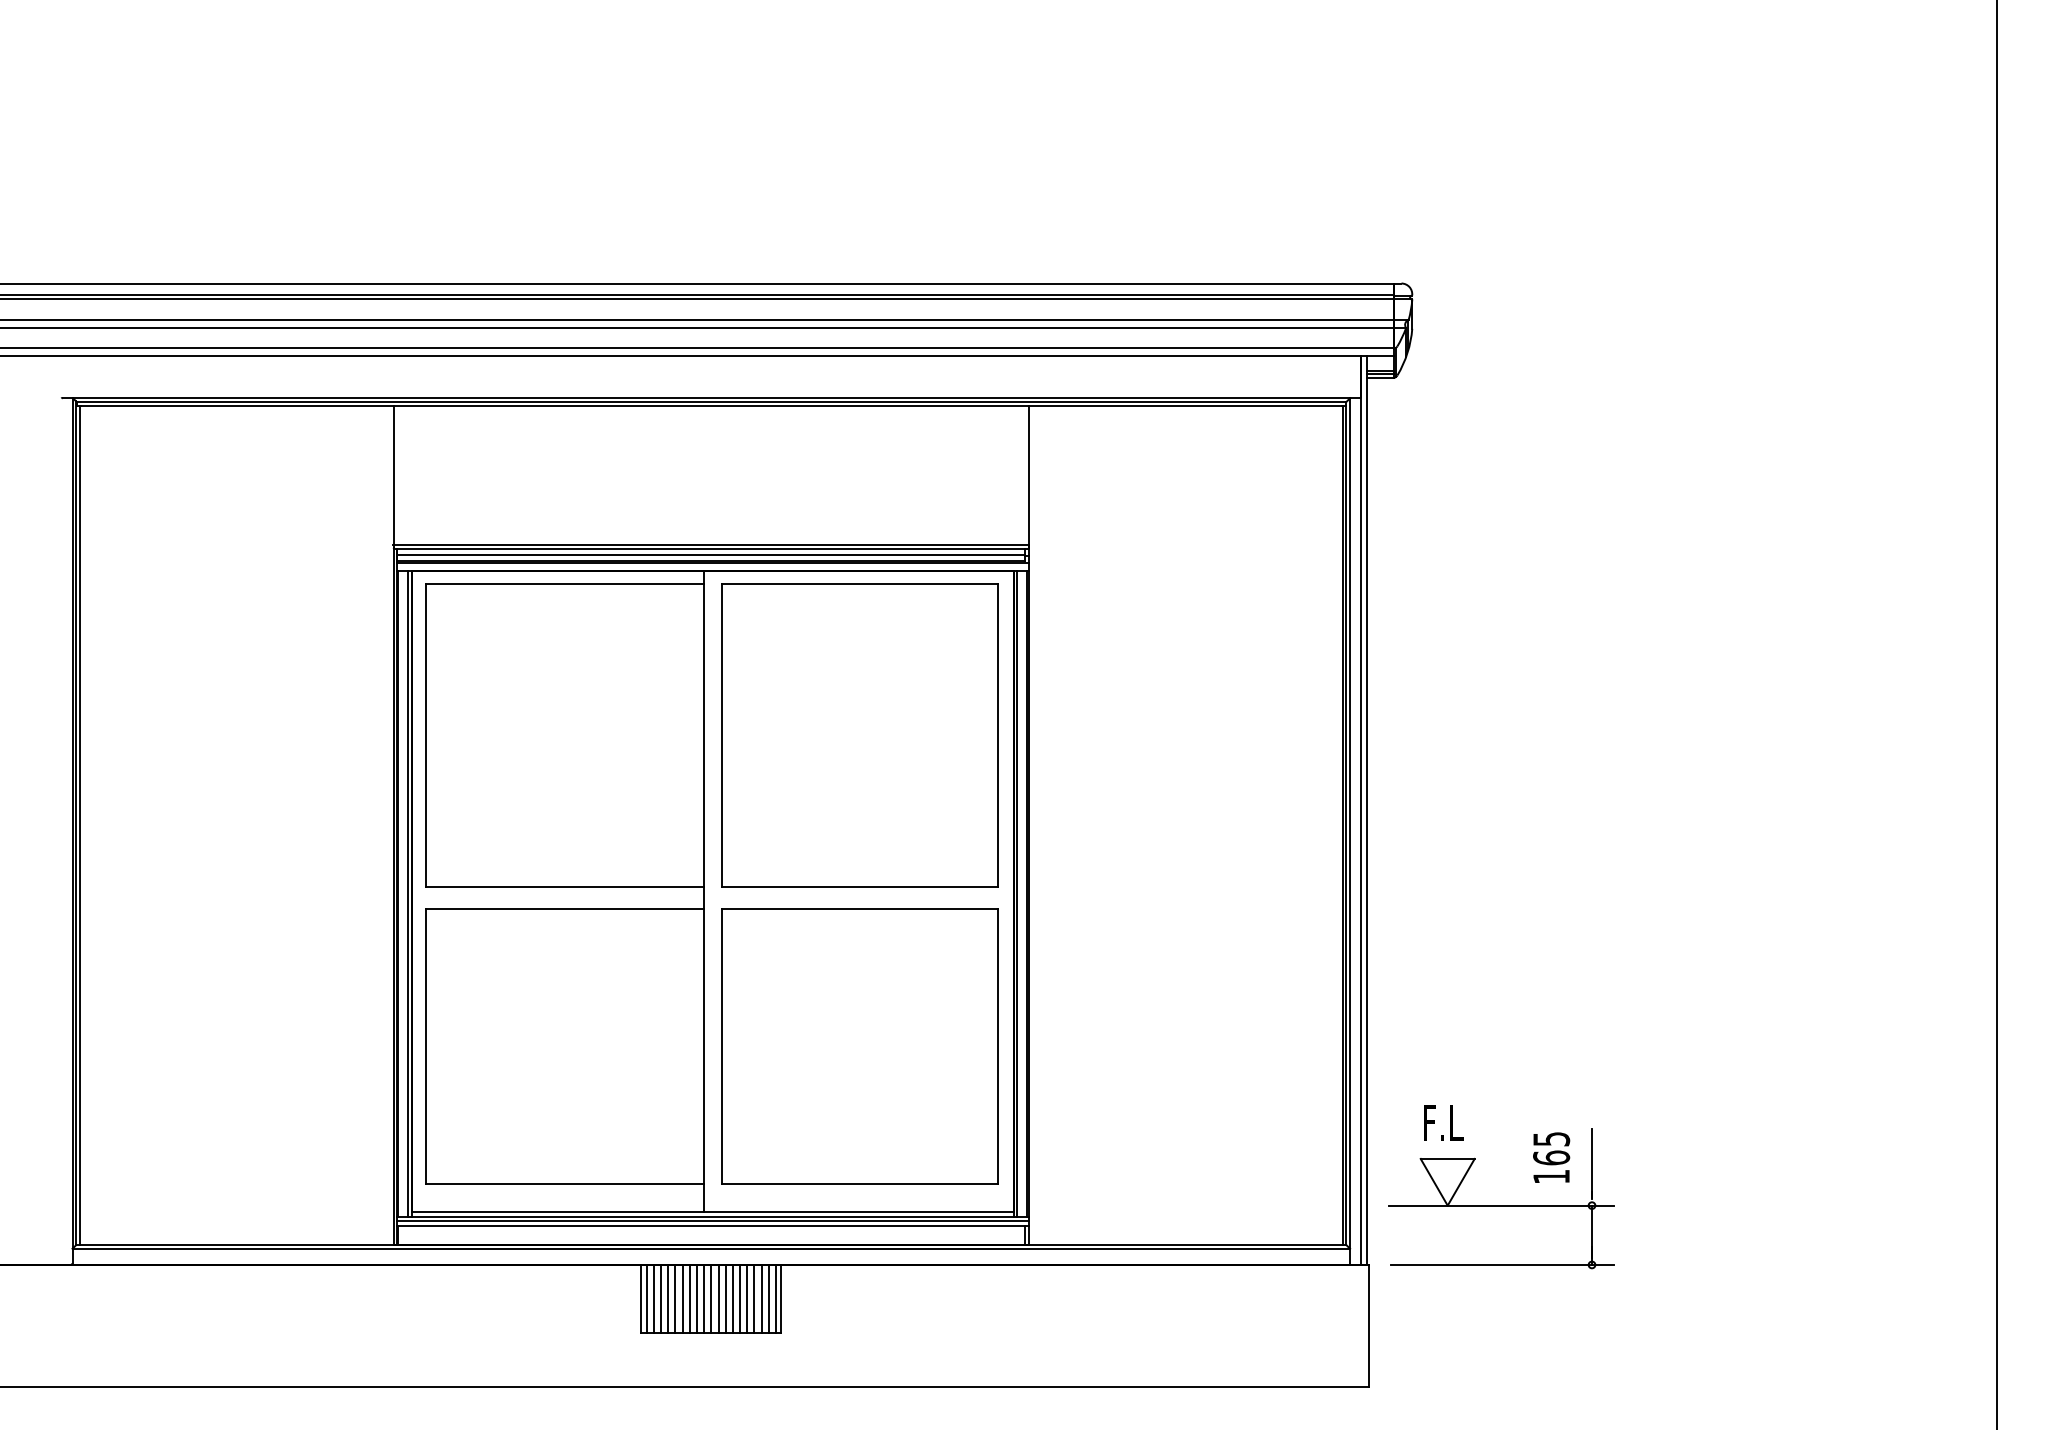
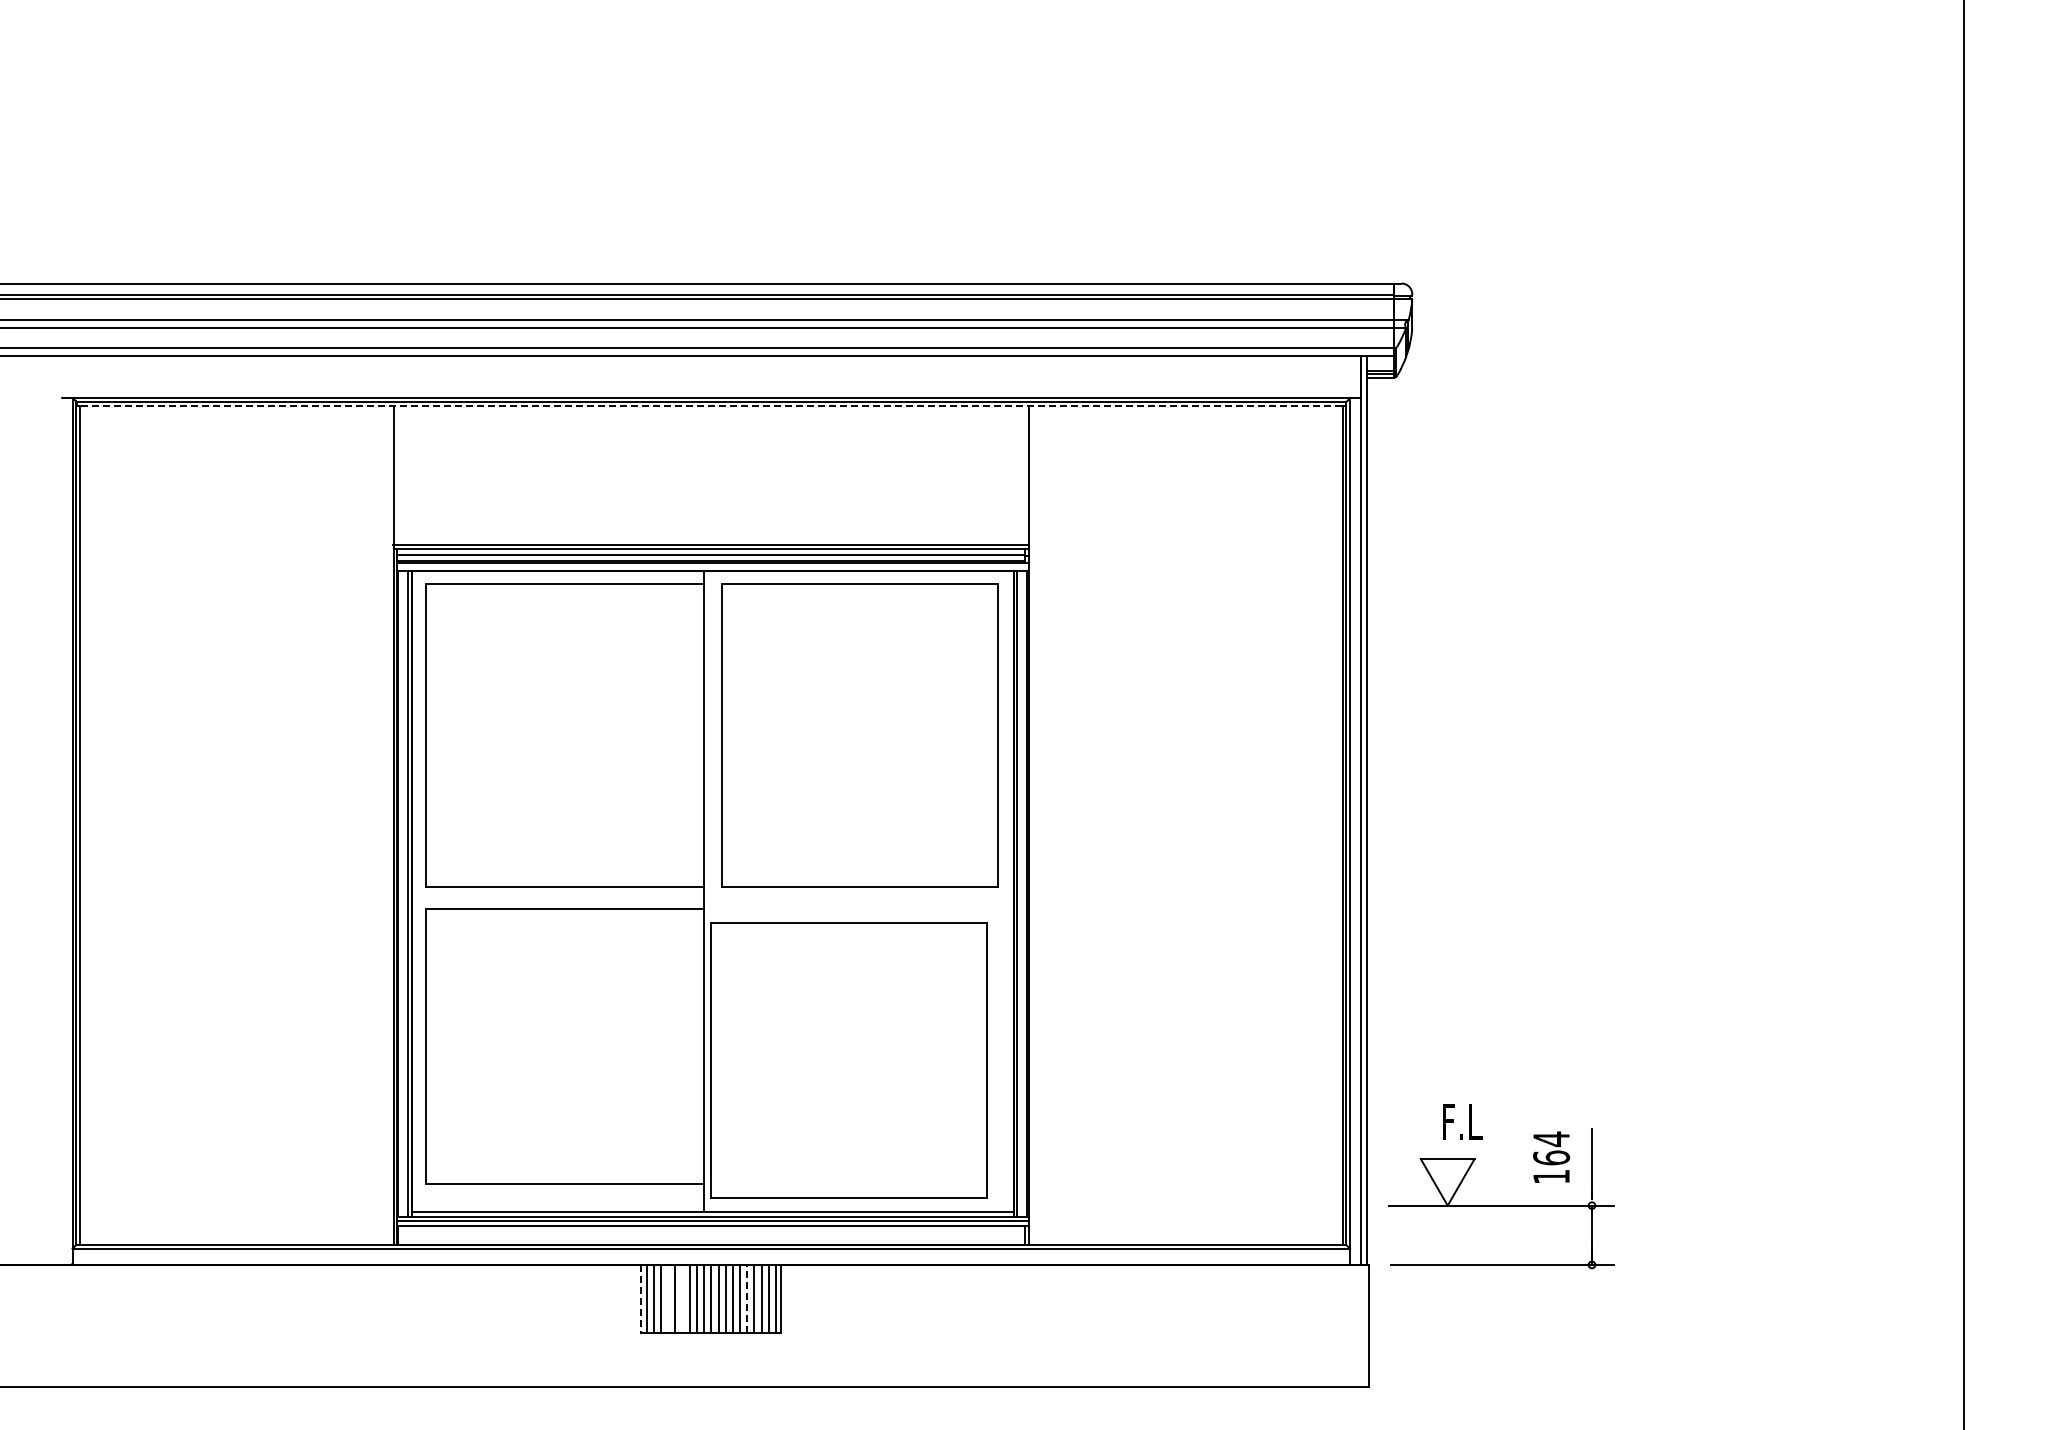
line: solid -> dashed (711, 406)
line position: (1997, 714) -> (1964, 714) (1964, 714)
part position: (859, 1046) -> (848, 1060) (848, 1060)
text position: (1443, 1122) -> (1462, 1121) (1462, 1121)
text: 165 -> 164 (1551, 1139)
line: present -> none (668, 1298)
line: present -> none (682, 1298)
line: solid -> dashed (747, 1298)
line: solid -> dashed (641, 1299)
